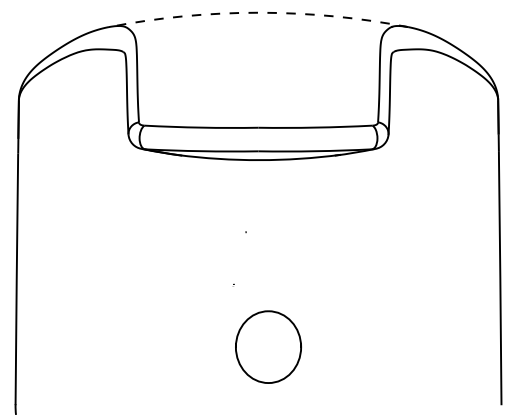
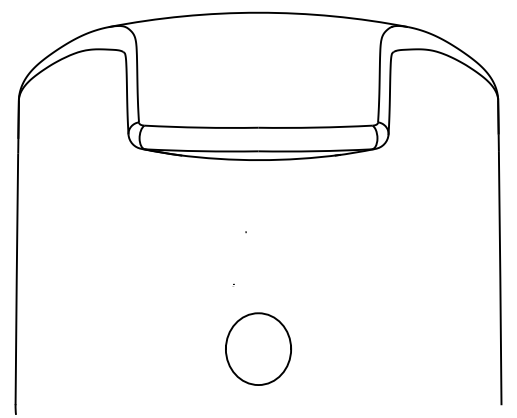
arc: dashed -> solid (258, 12)
part position: (268, 346) -> (258, 348) (258, 348)
